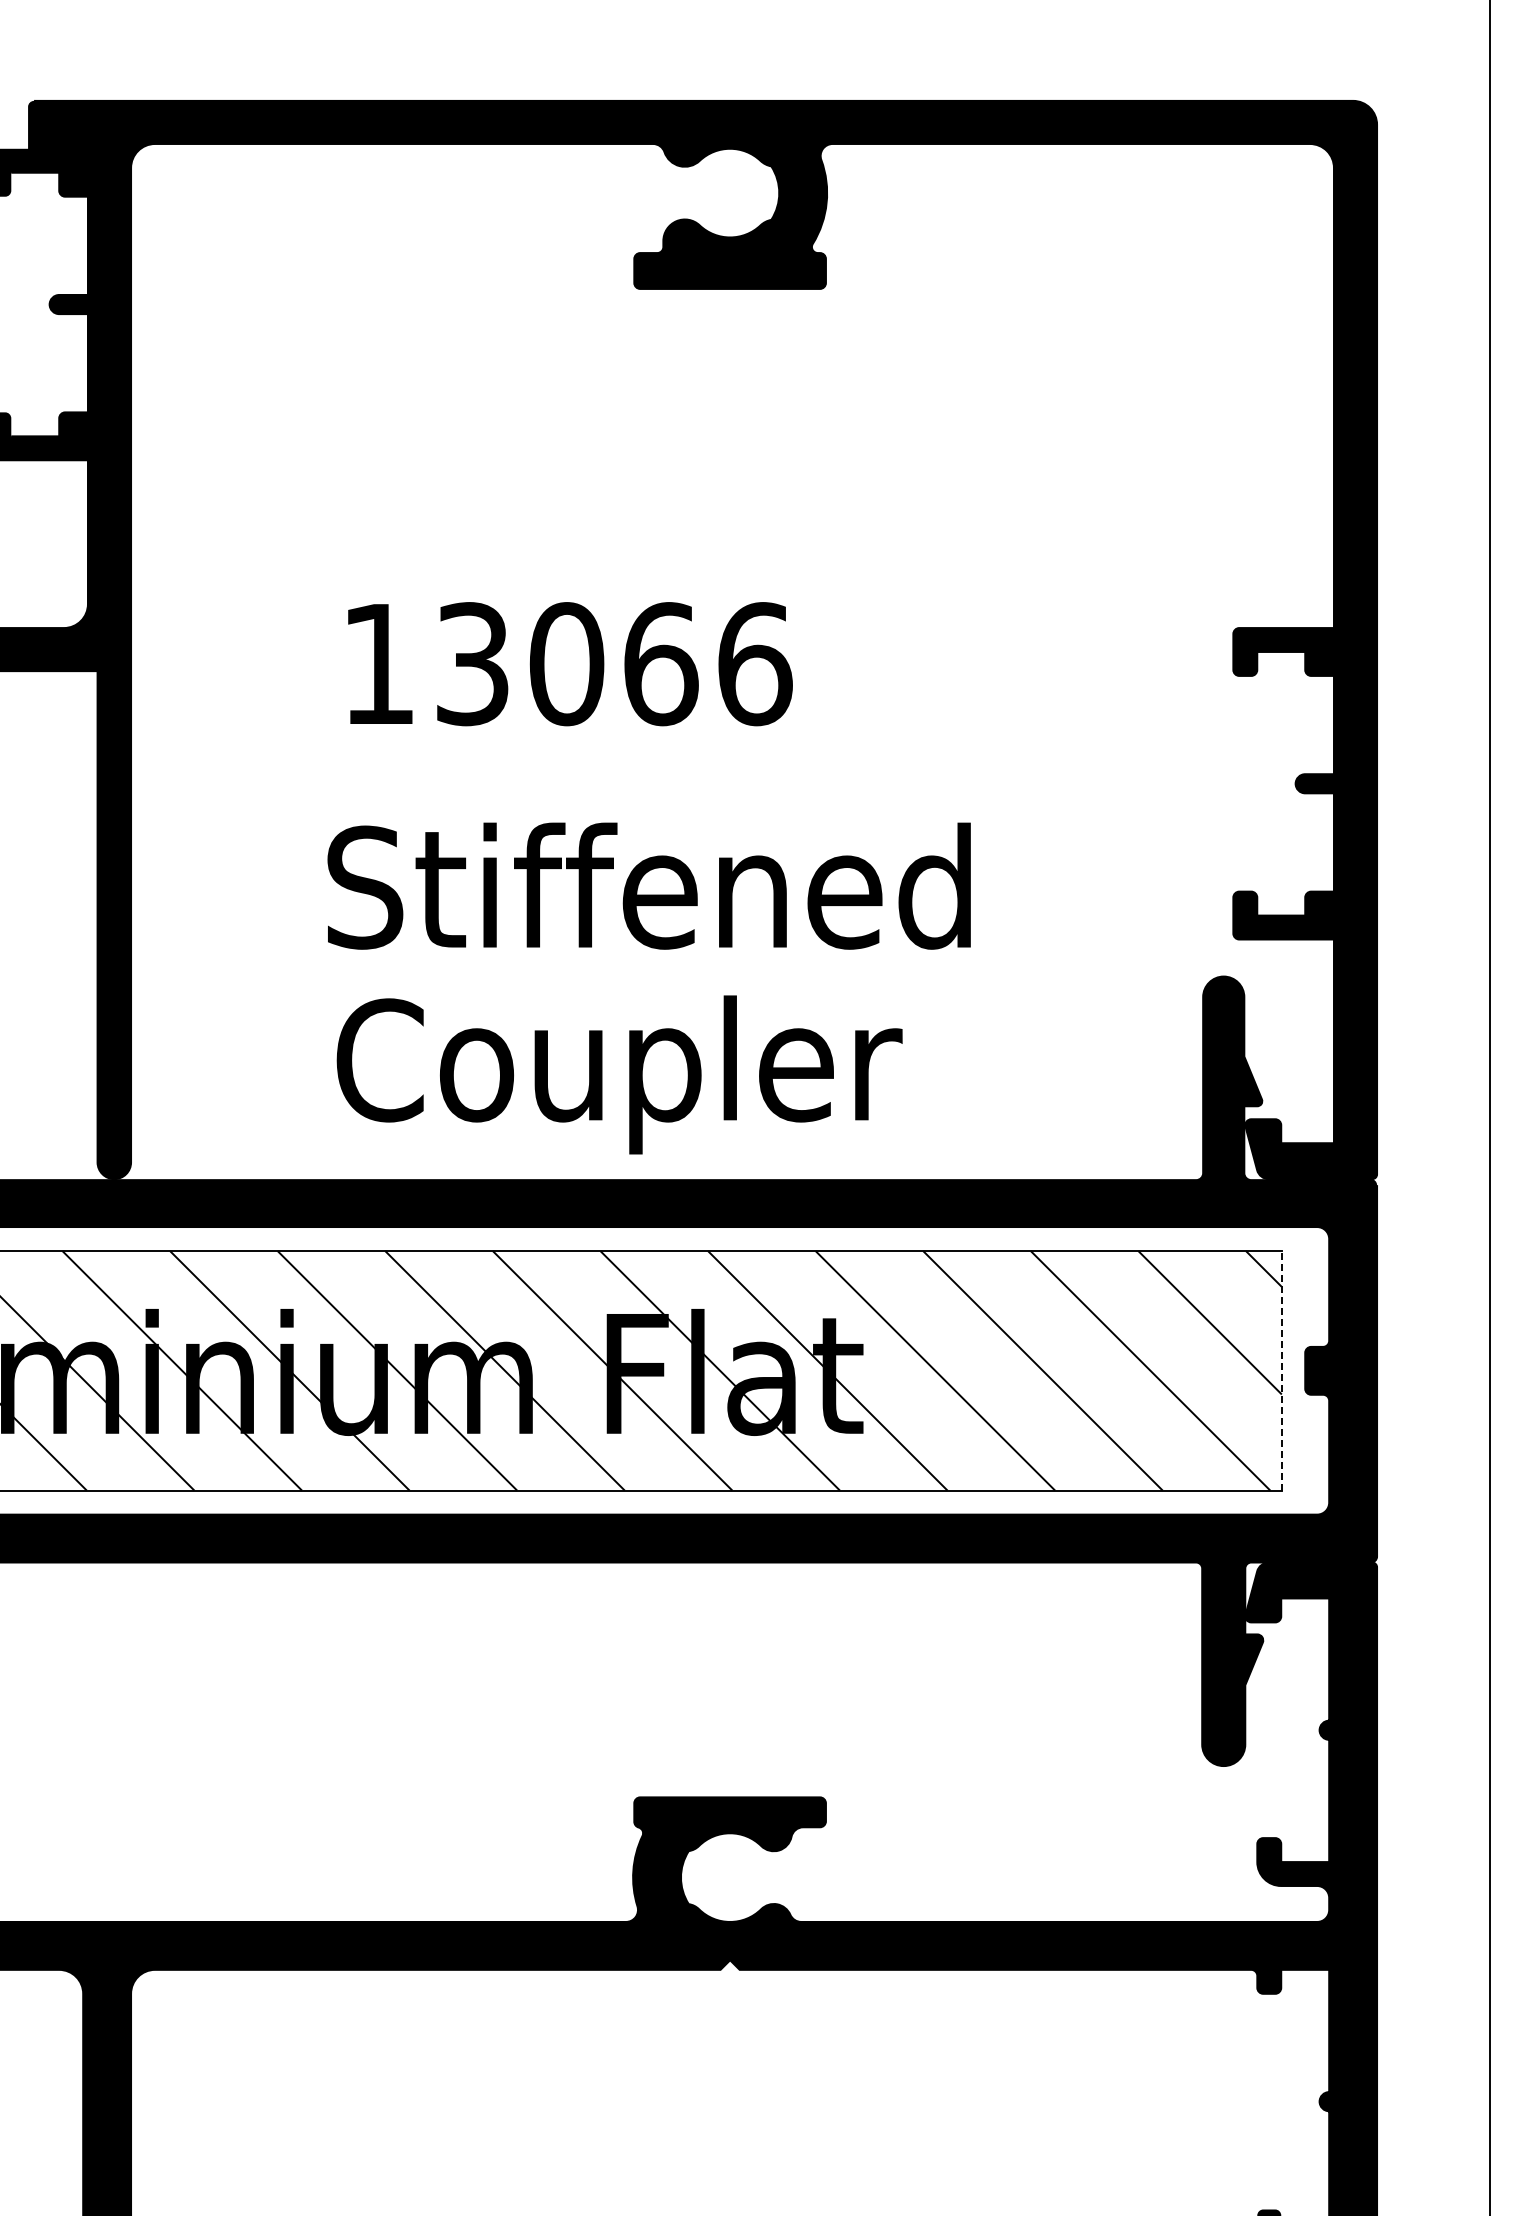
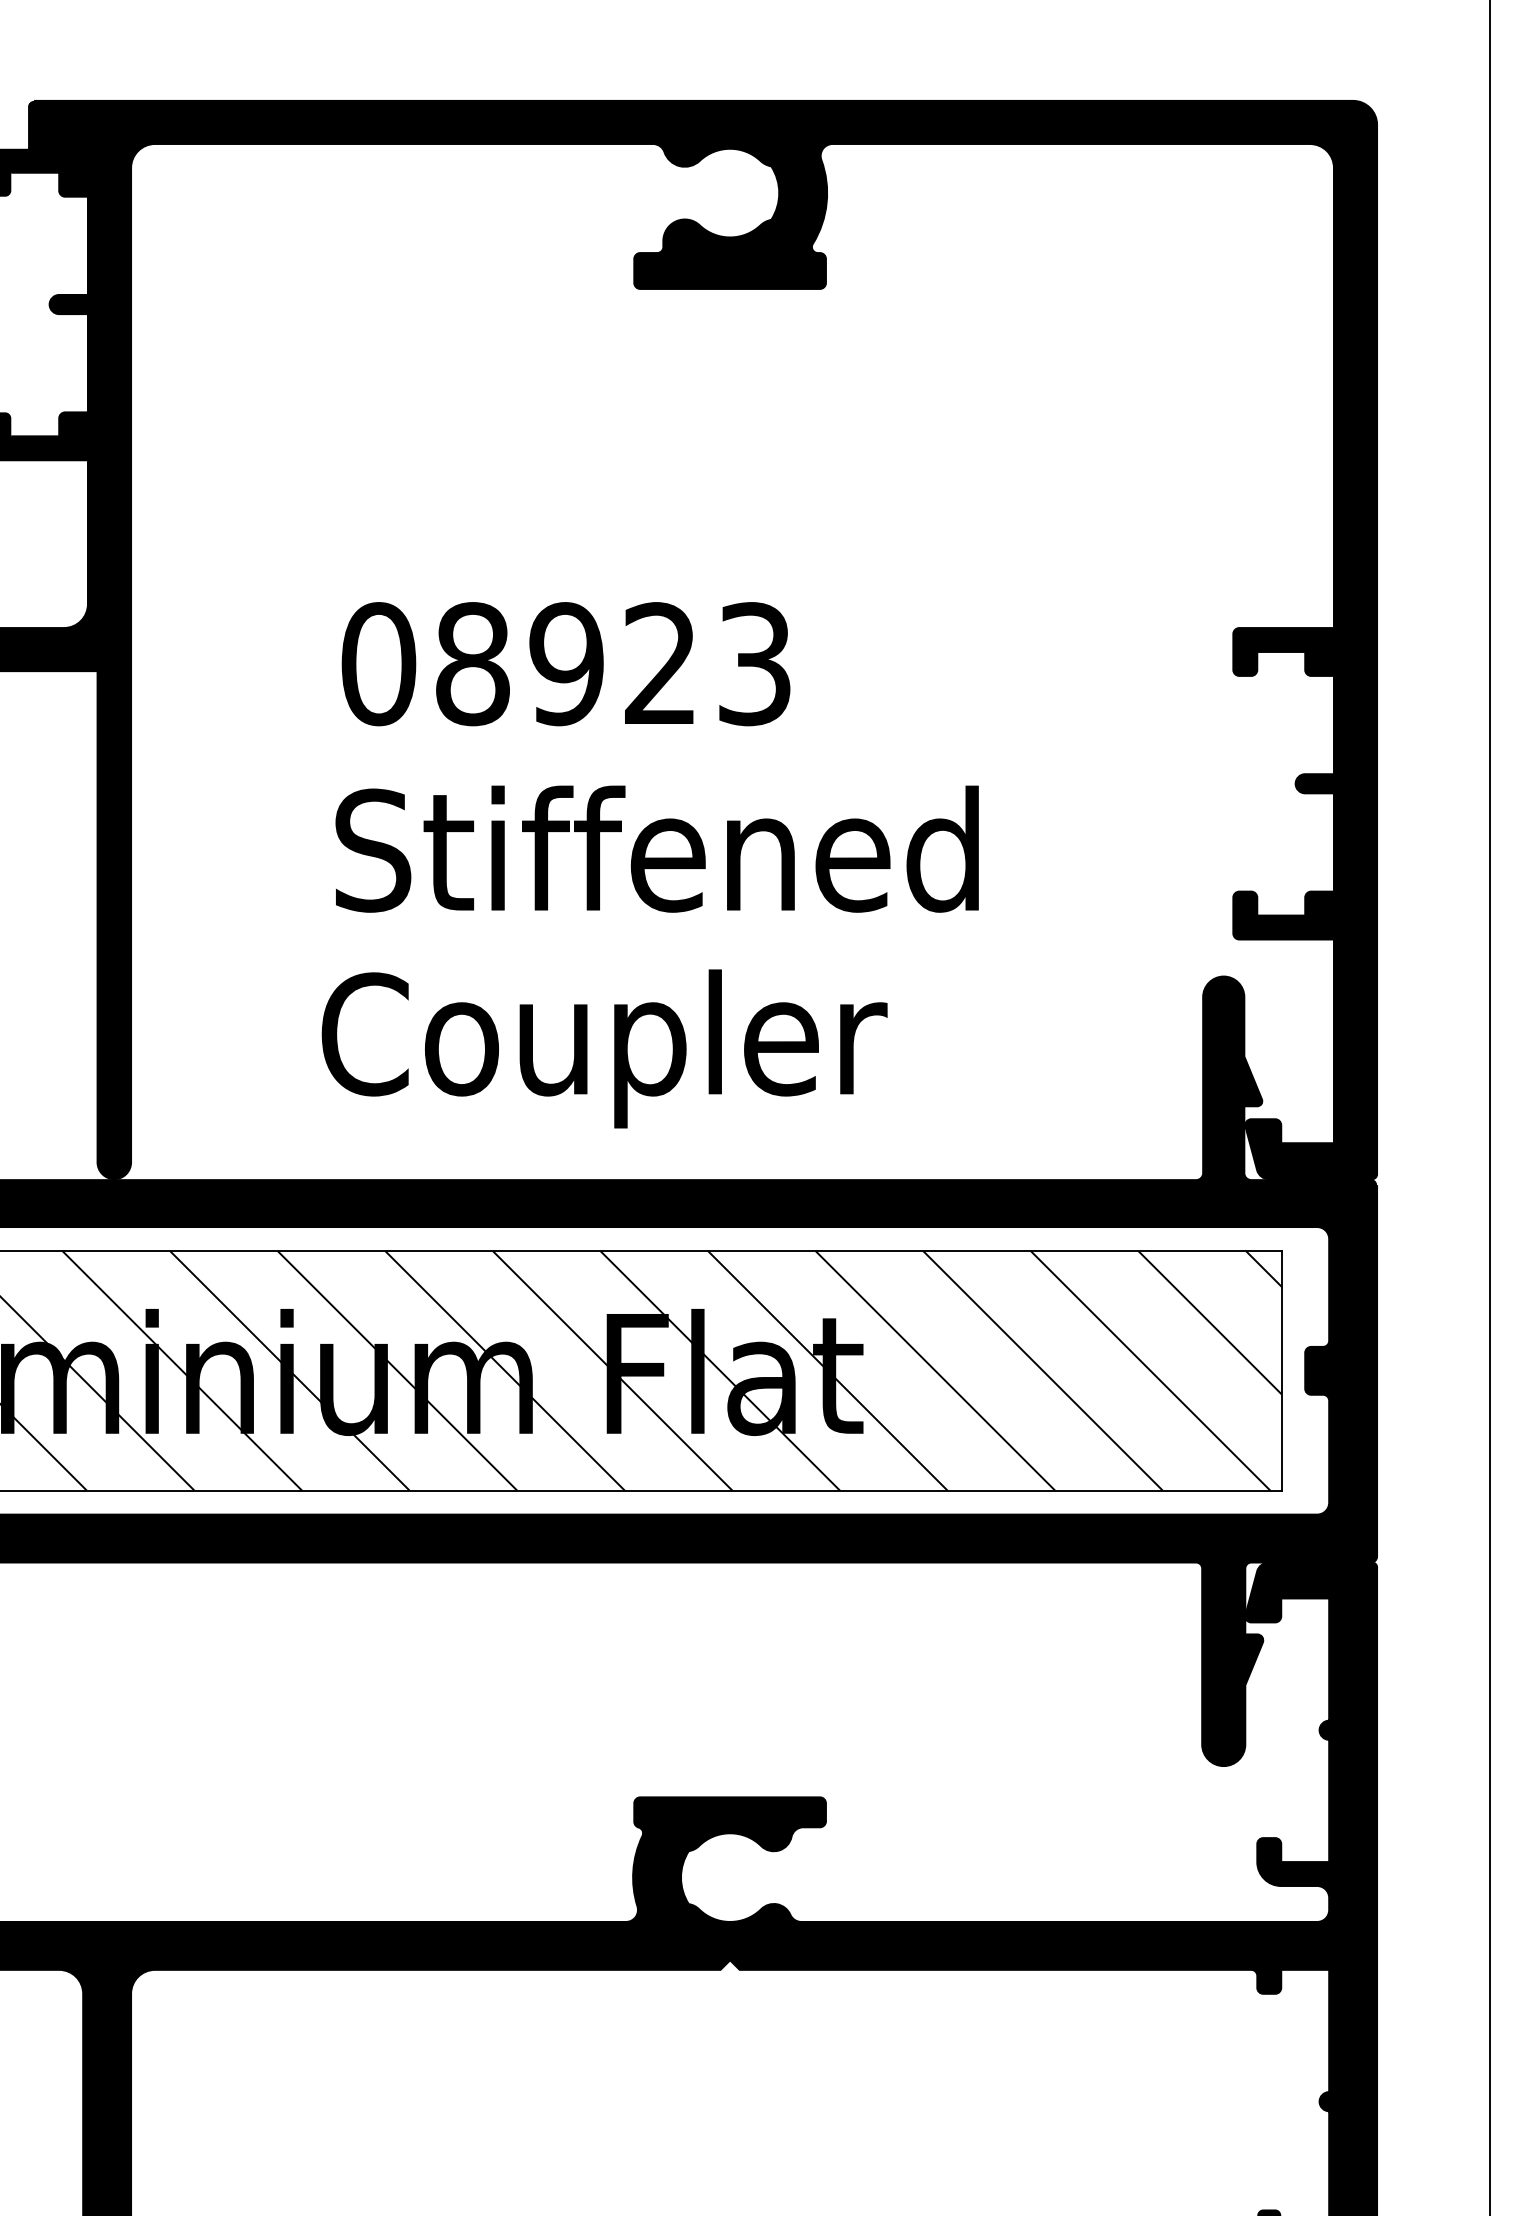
text: 13066 -> 08923 (566, 664)
text position: (648, 885) -> (656, 848) (656, 848)
text position: (619, 1074) -> (604, 1048) (604, 1048)
line: dashed -> solid (1281, 1370)
